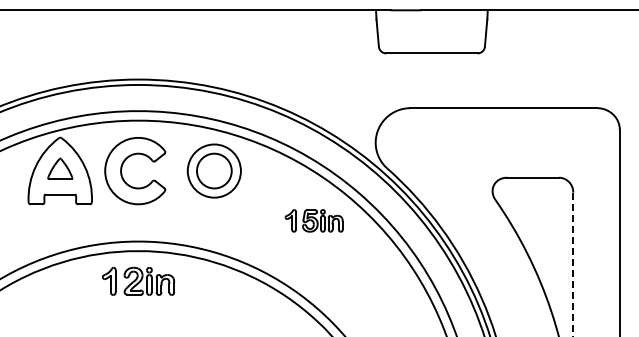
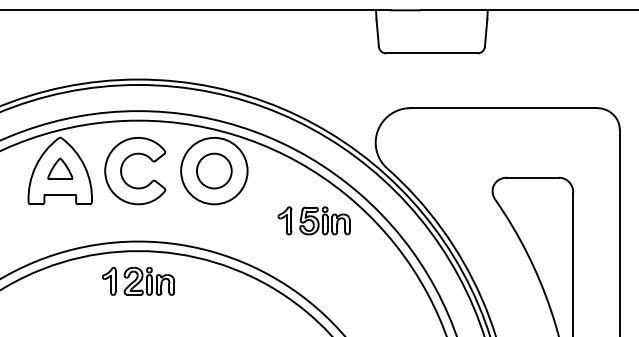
circle diameter: 53 px -> 66 px (214, 170)
part size: 60x24 px -> 74x30 px (313, 220)
line: dashed -> solid (573, 264)
